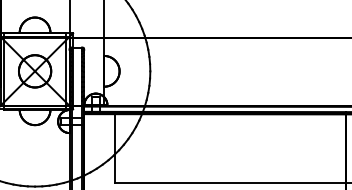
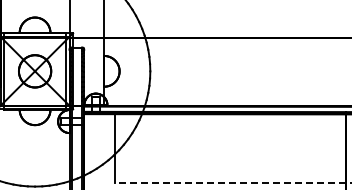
line: solid -> dashed (232, 182)
